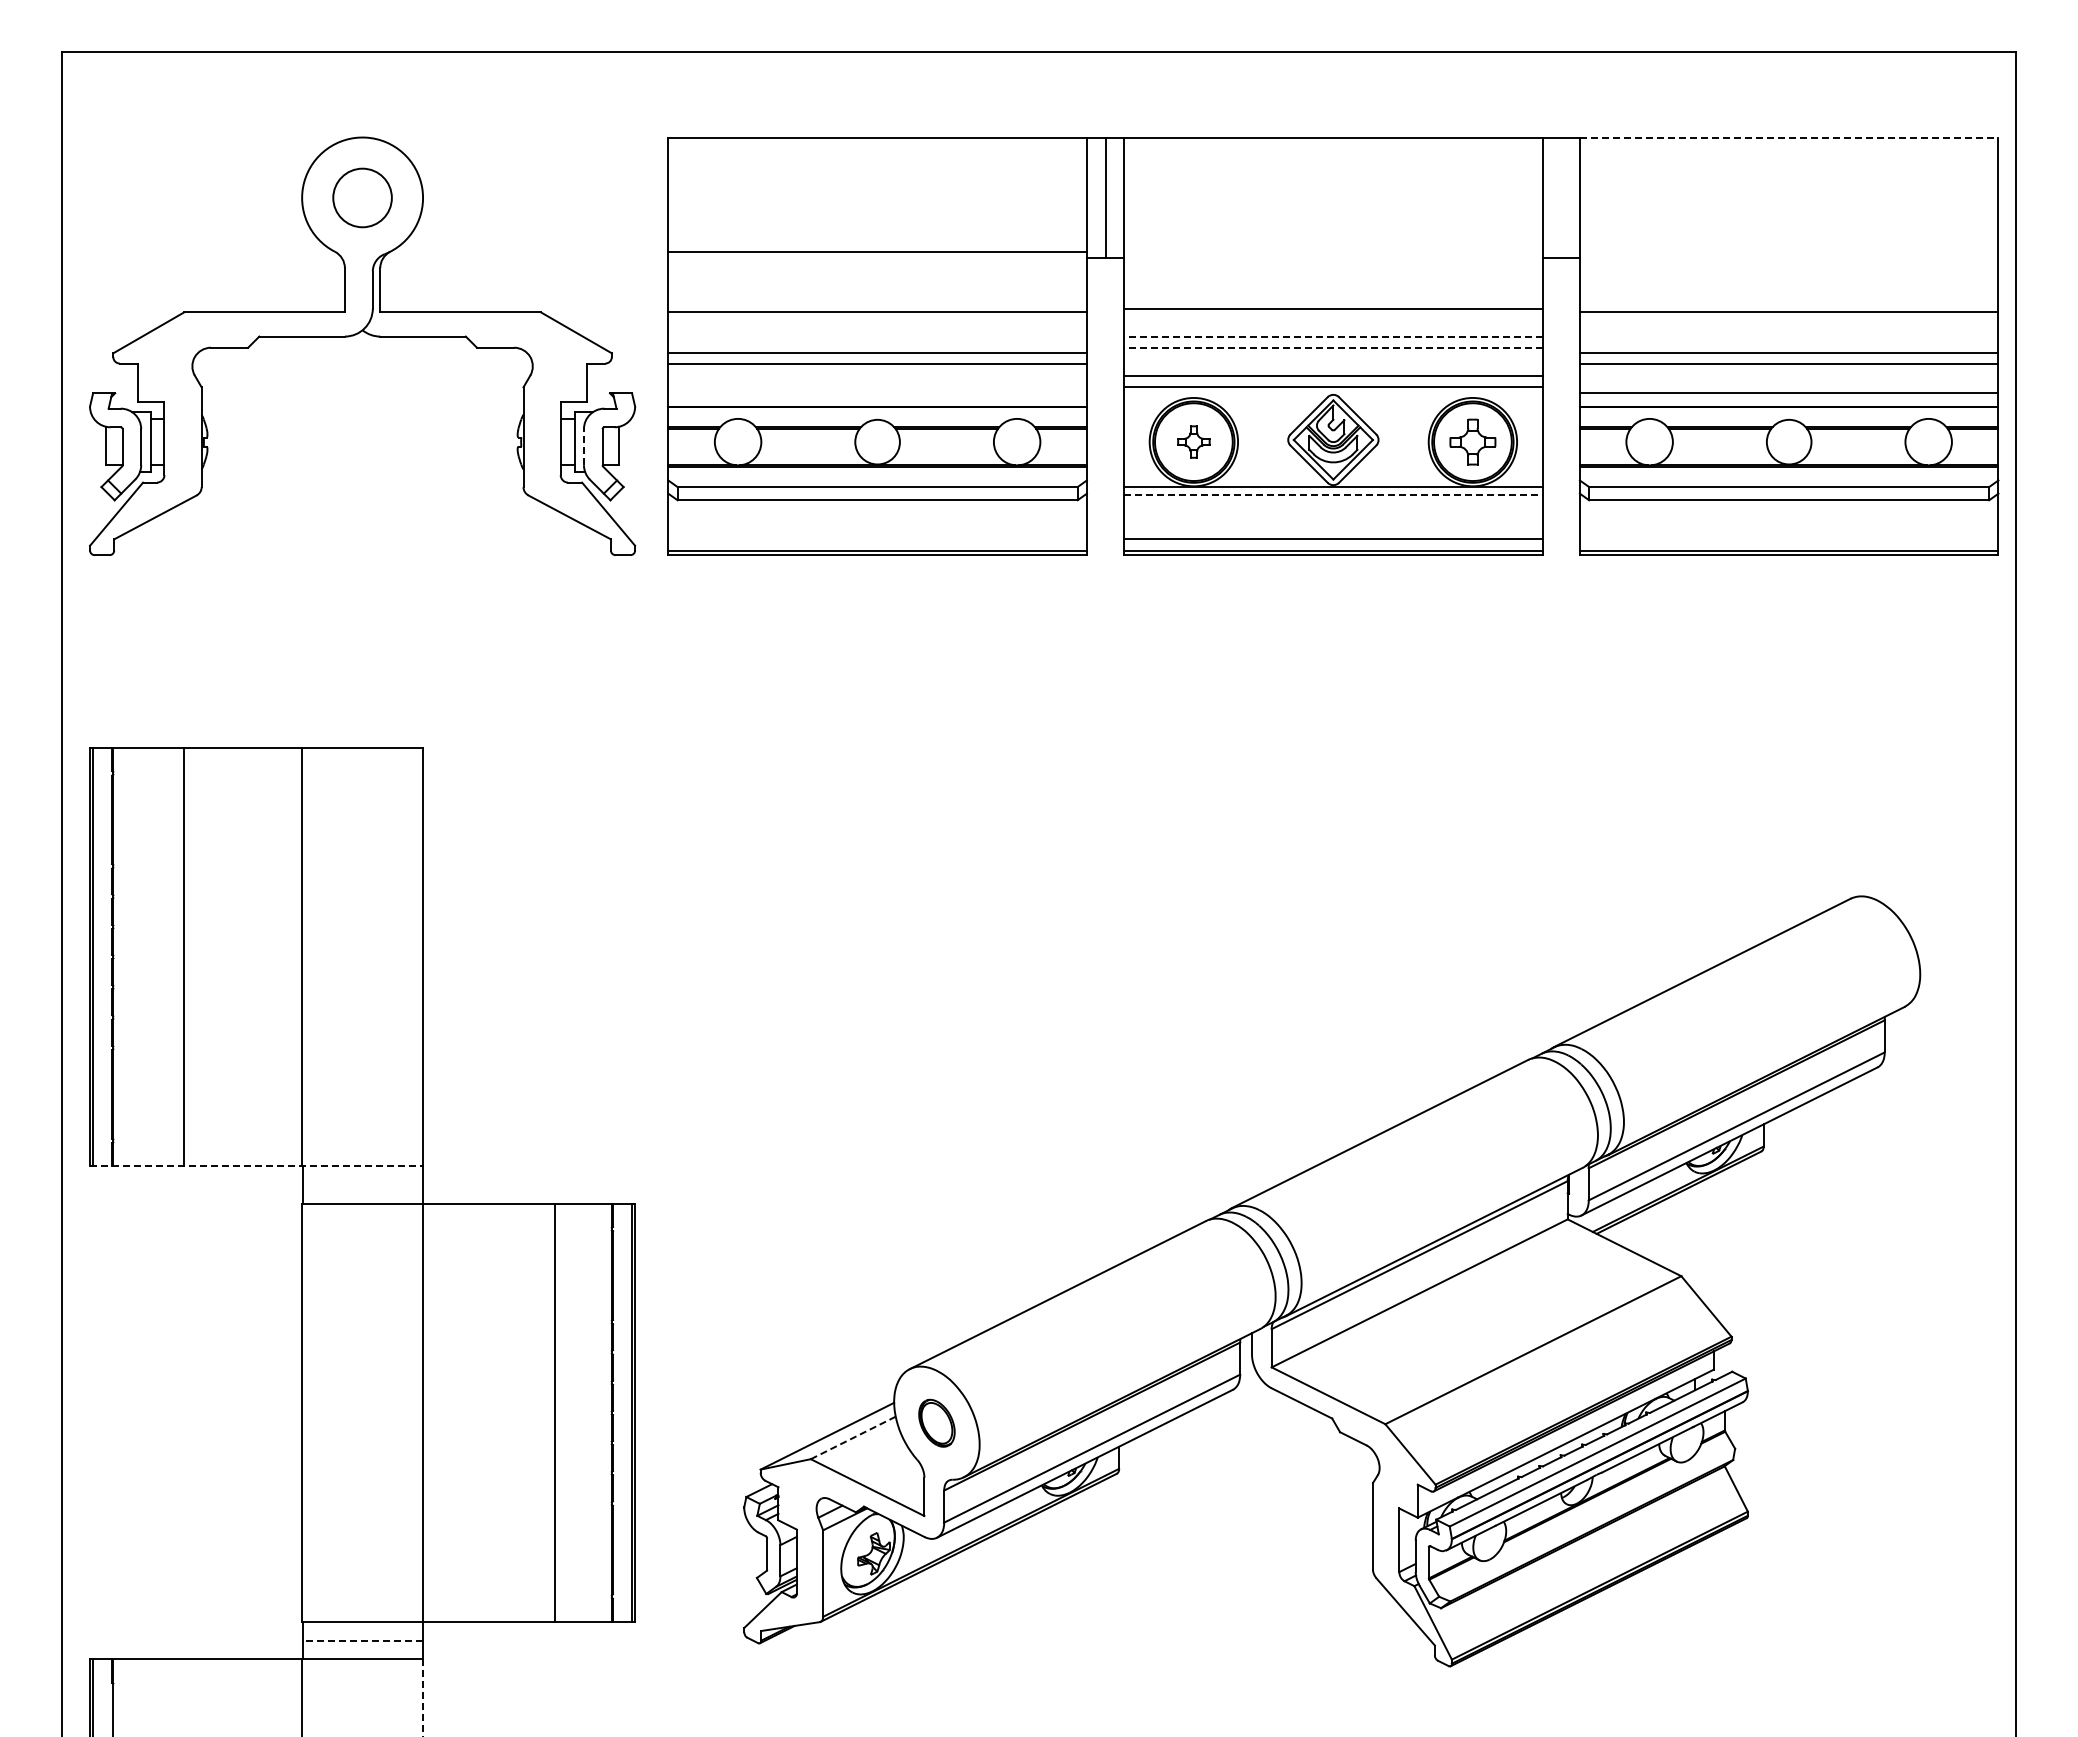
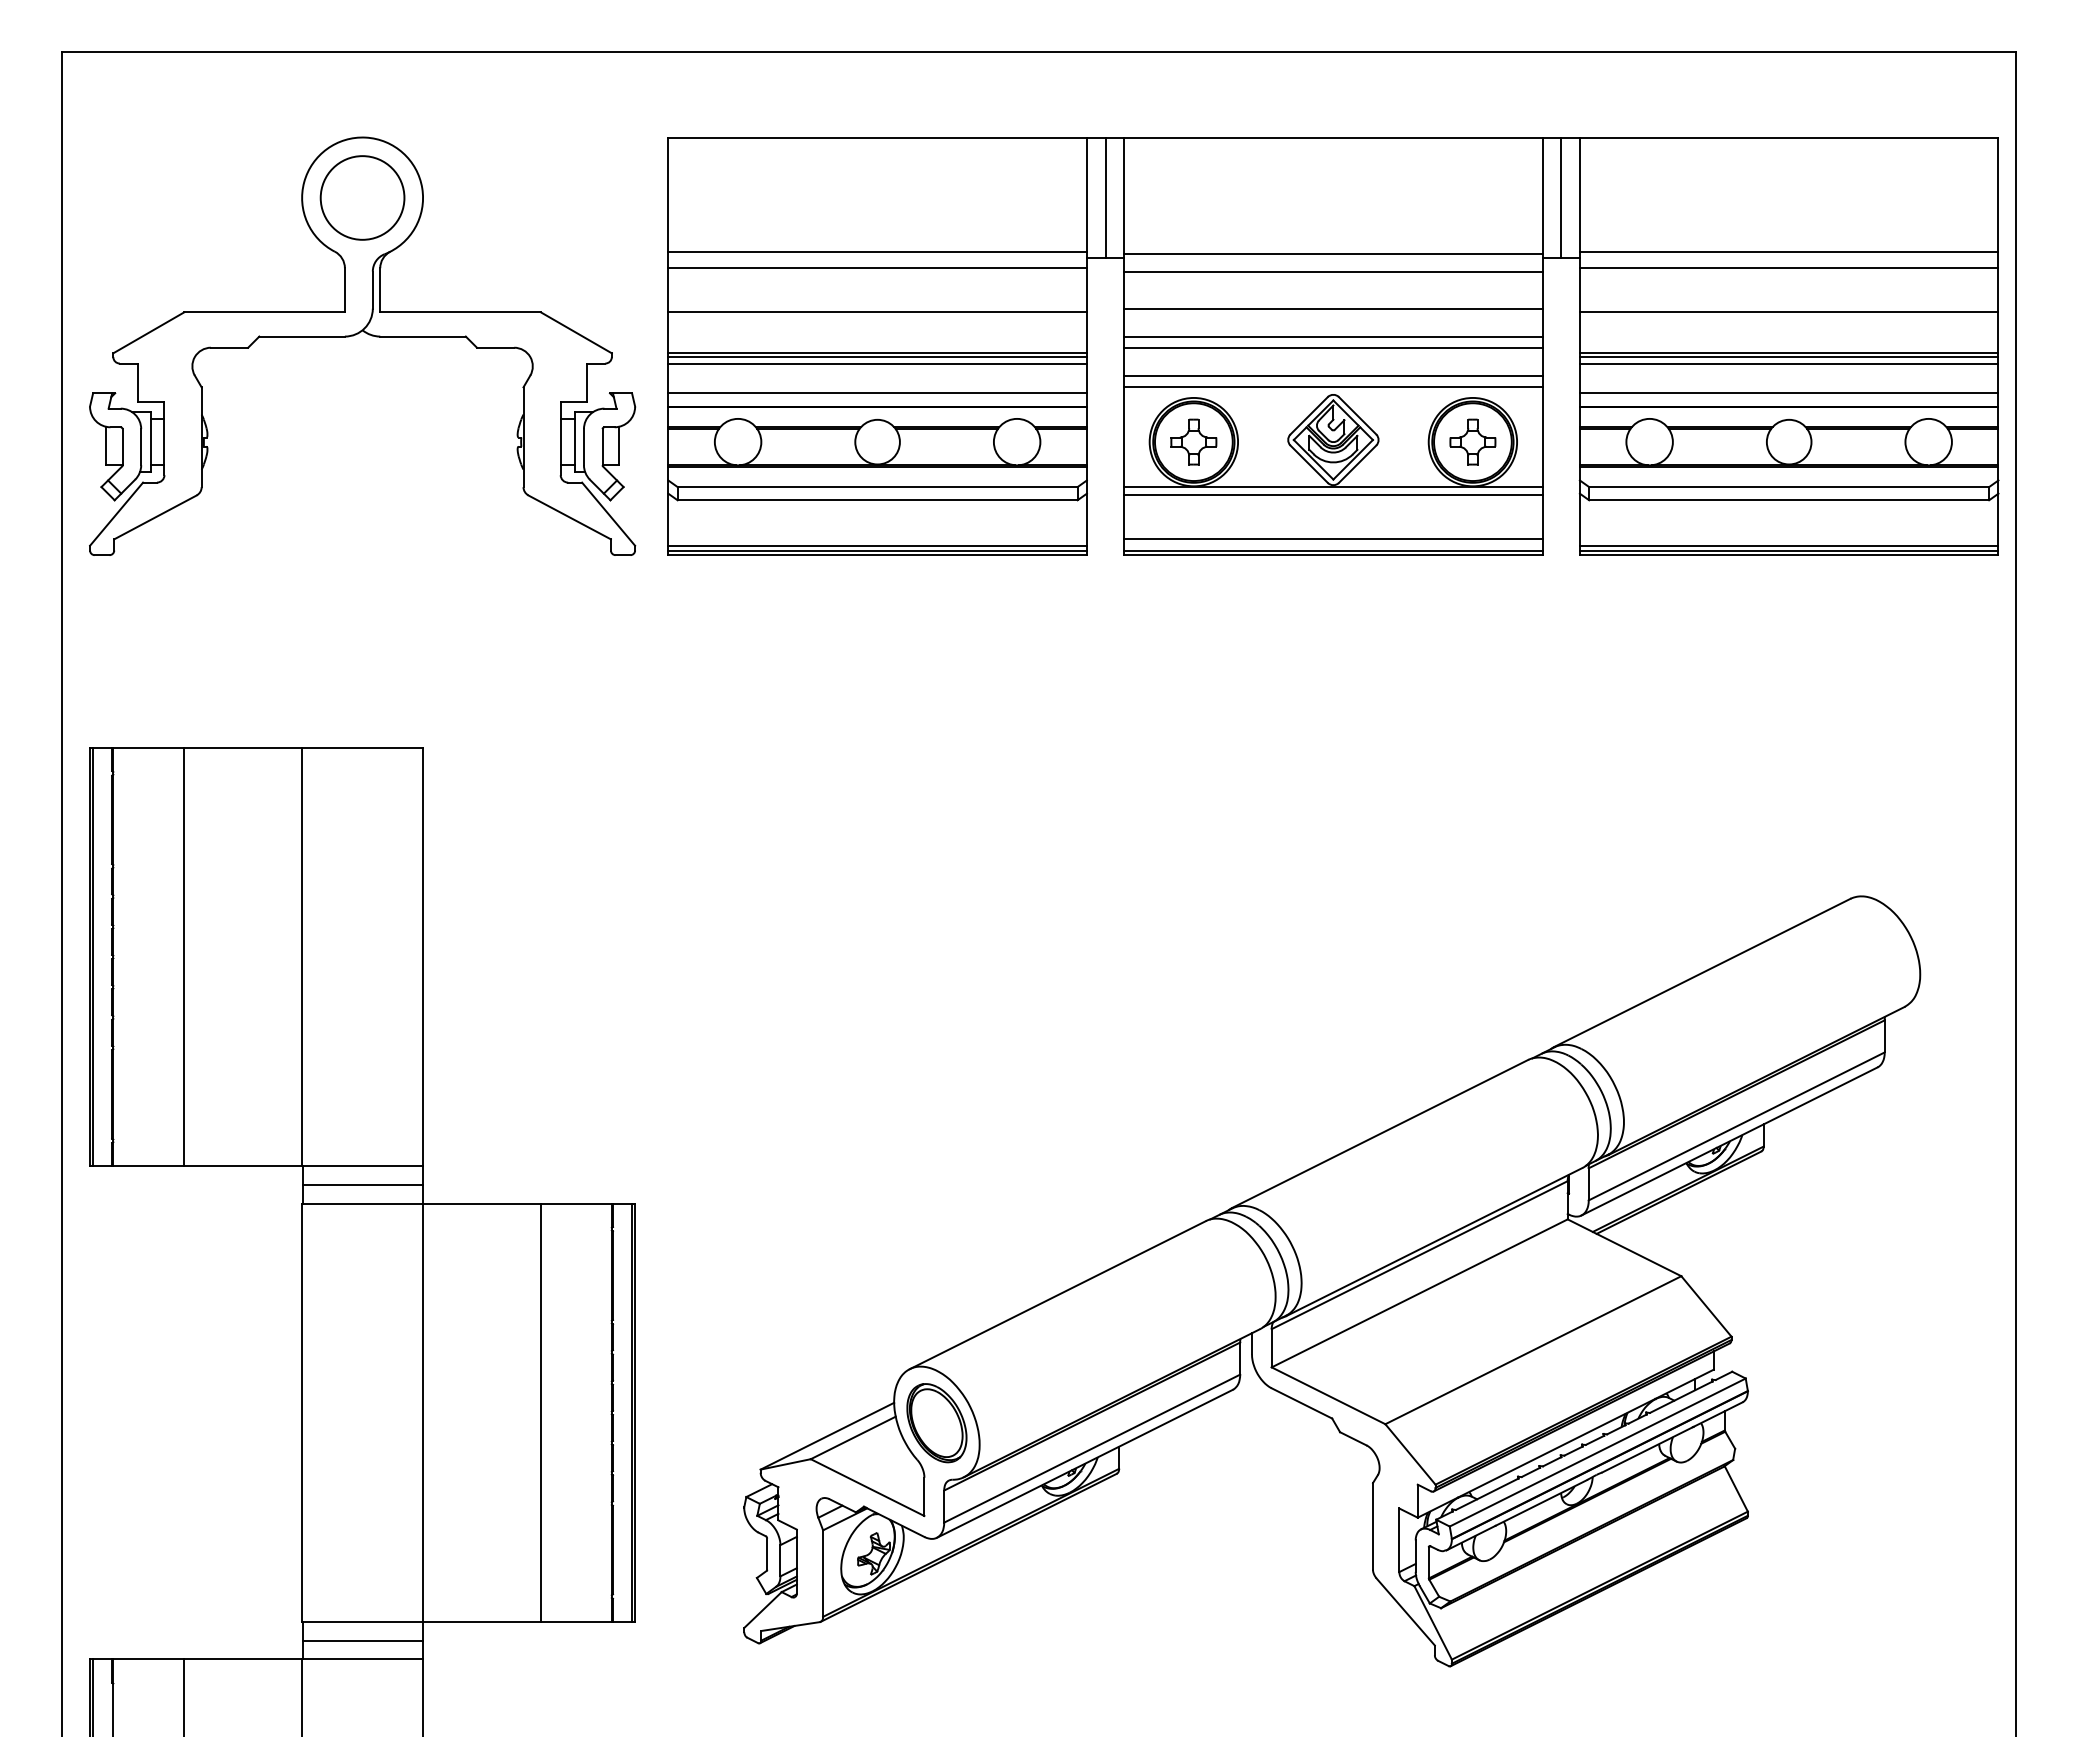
line: dashed -> solid (1789, 137)
circle diameter: 59 px -> 84 px (362, 197)
line: none -> present (1561, 197)
line: none -> present (1788, 251)
line: none -> present (1333, 254)
line: none -> present (877, 268)
line: none -> present (1788, 268)
line: none -> present (1333, 271)
line: dashed -> solid (1332, 336)
line: dashed -> solid (1332, 347)
line: none -> present (877, 357)
line: none -> present (1788, 357)
line: none -> present (877, 393)
part size: 34x34 px -> 48x48 px (1193, 441)
line: dashed -> solid (583, 446)
line: dashed -> solid (1333, 495)
line: none -> present (877, 545)
line: none -> present (1788, 545)
line: dashed -> solid (257, 1166)
line: none -> present (362, 1184)
line position: (554, 1412) -> (540, 1412) (540, 1412)
part size: 38x50 px -> 62x81 px (936, 1423)
line: dashed -> solid (852, 1438)
line: dashed -> solid (362, 1640)
line: none -> present (184, 1696)
line: dashed -> solid (423, 1698)
